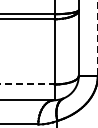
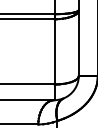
line: dashed -> solid (97, 37)
line: dashed -> solid (27, 84)
